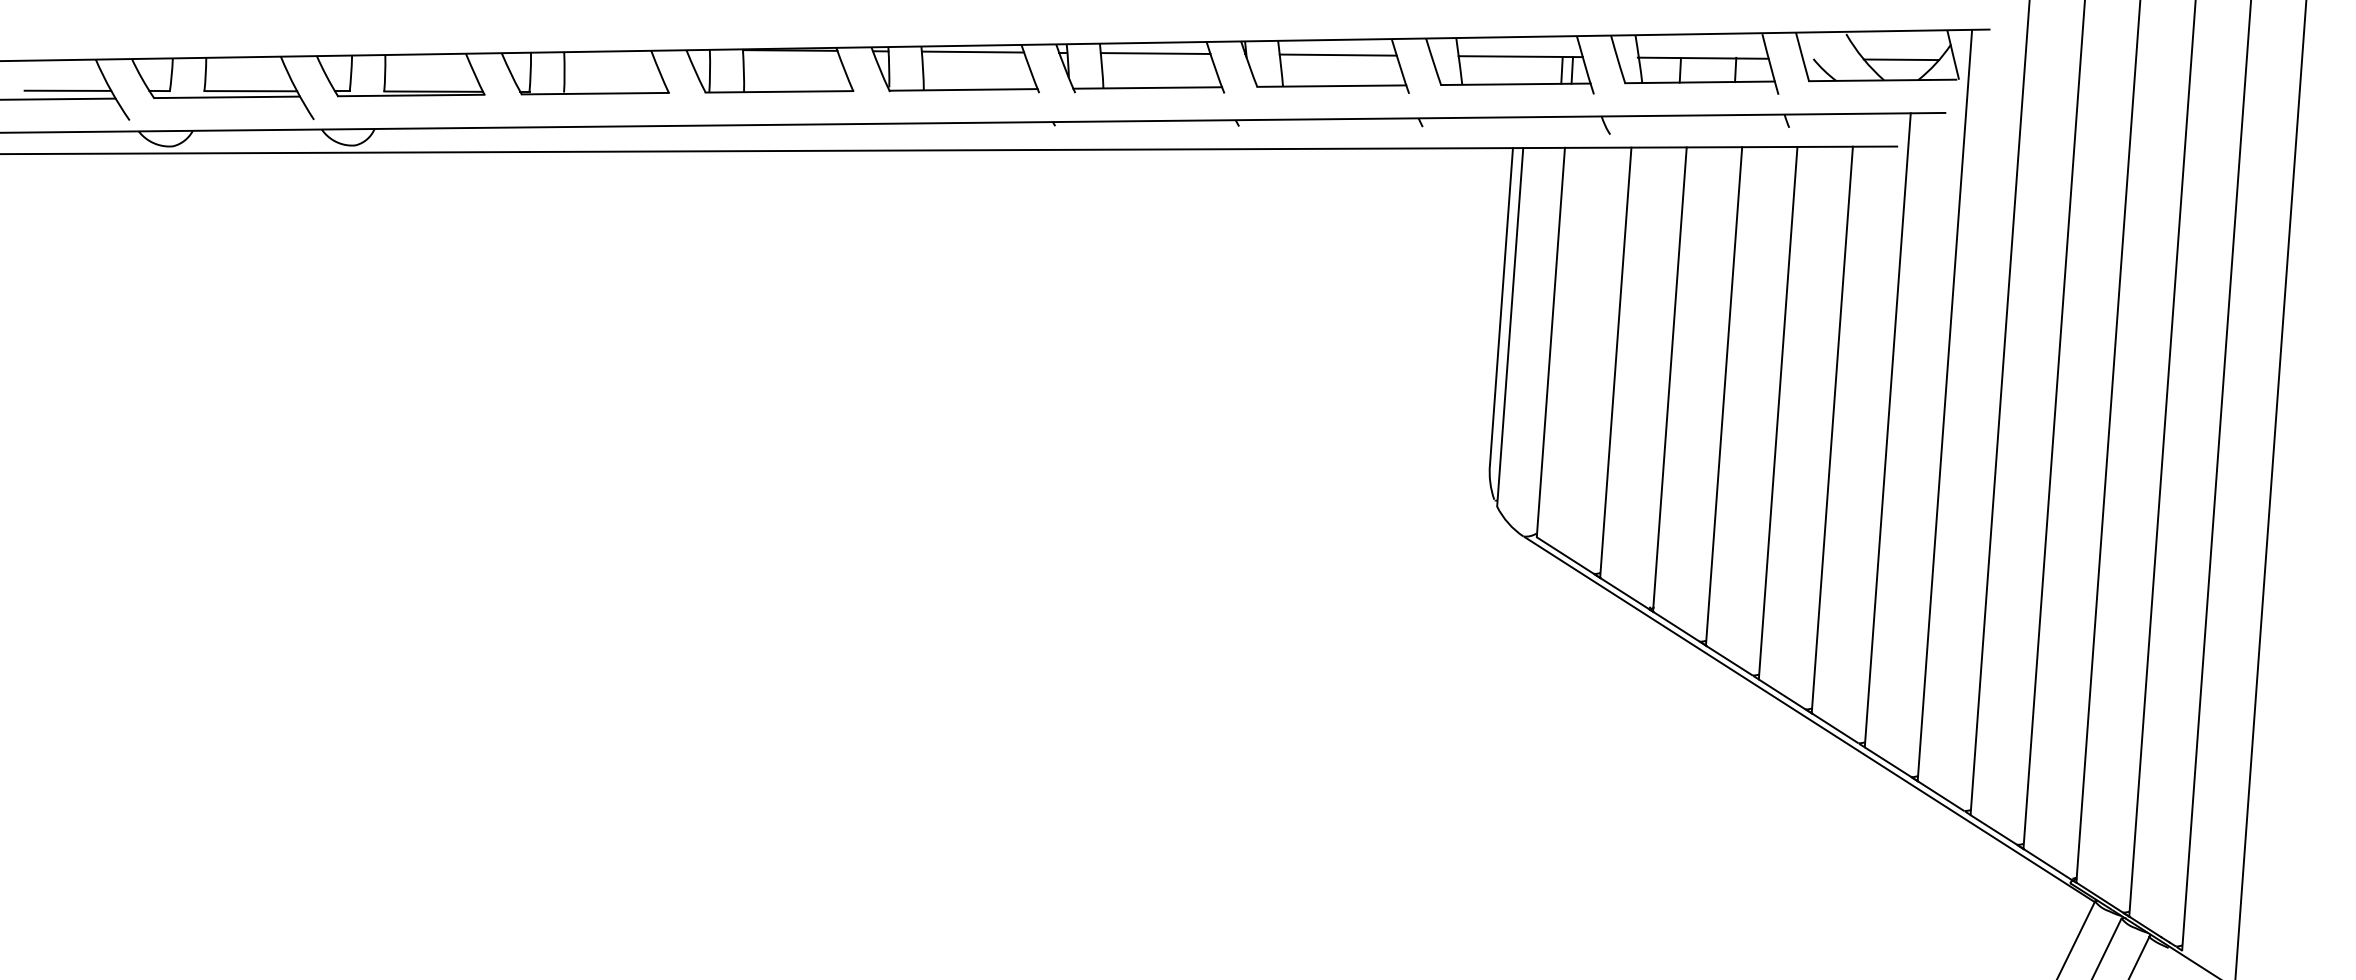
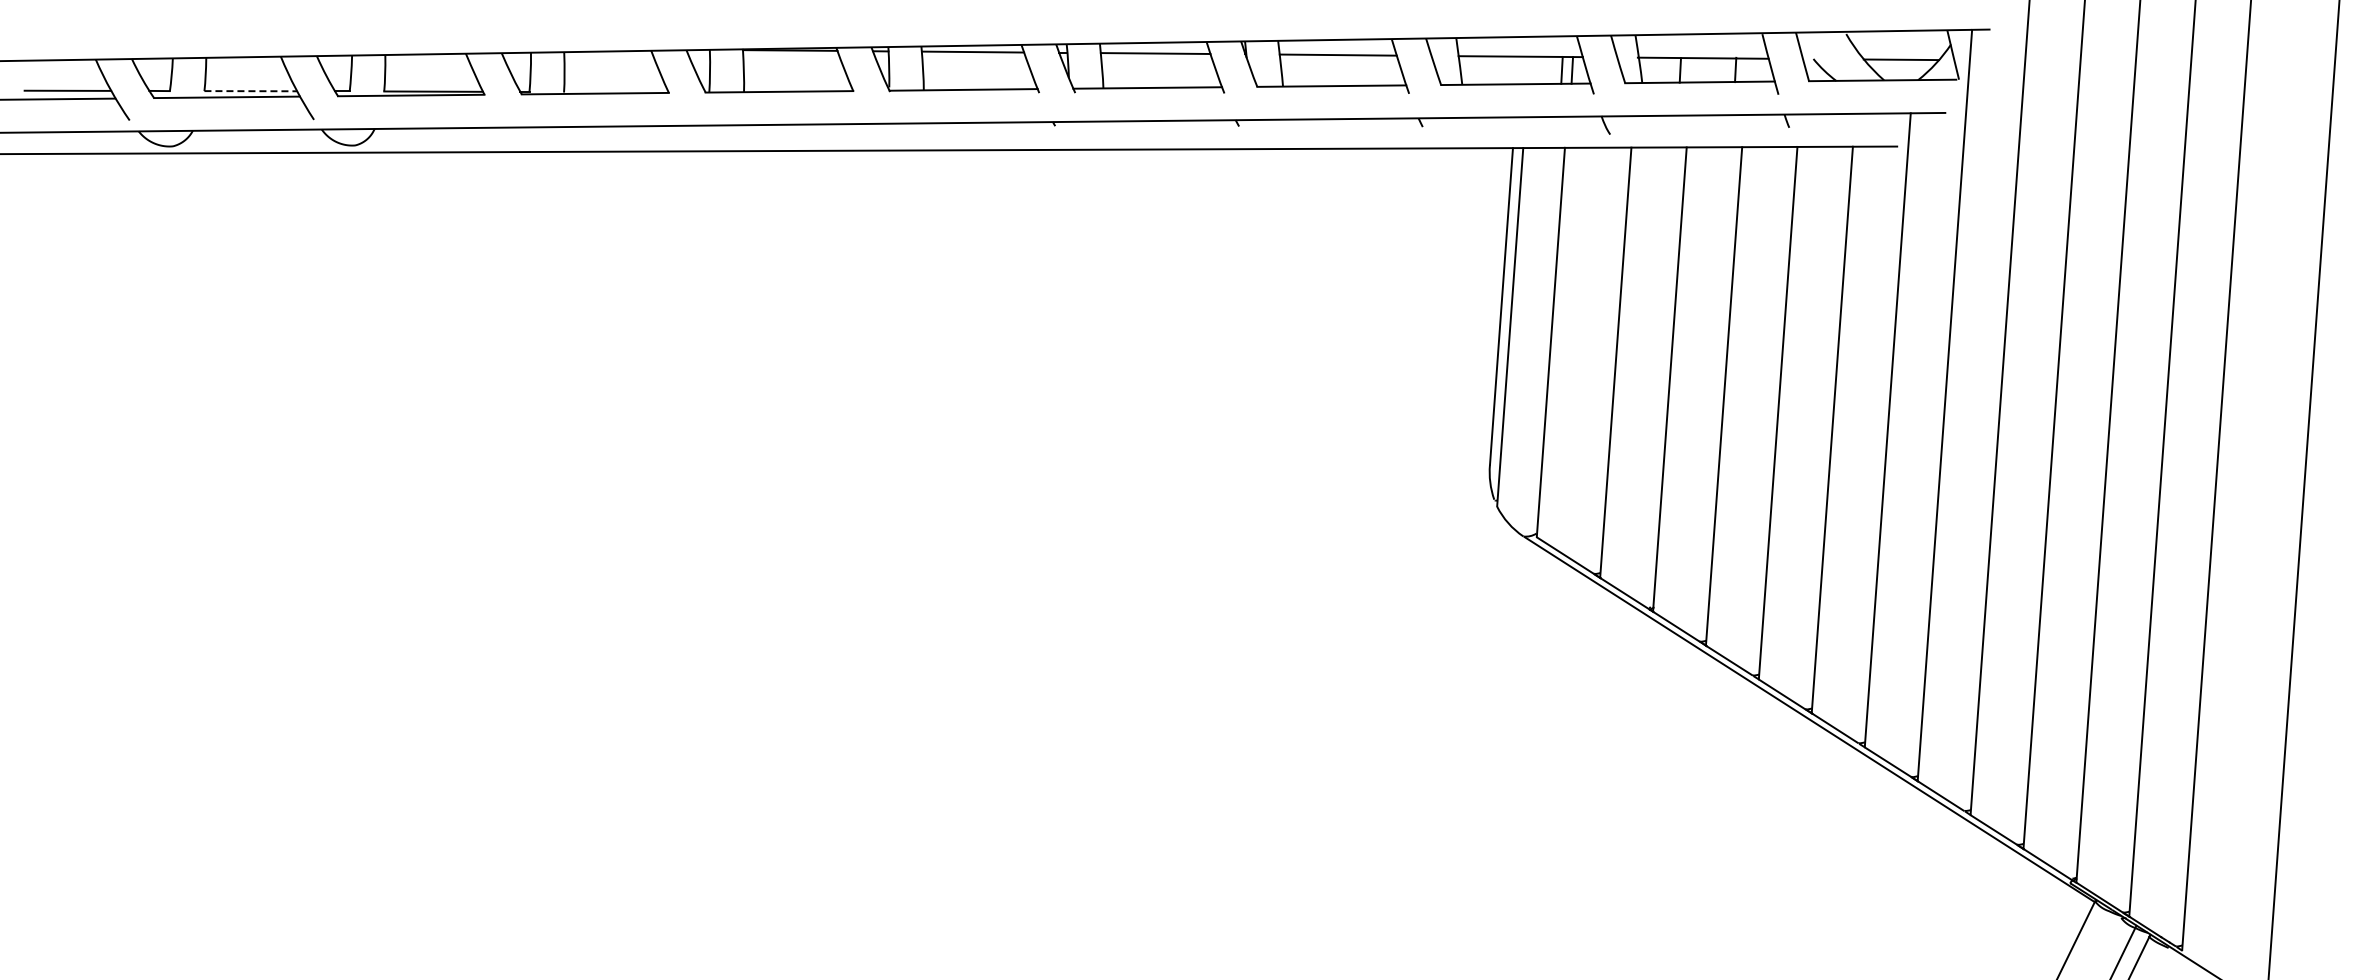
line: solid -> dashed (251, 91)
line position: (2270, 489) -> (2303, 489) (2303, 489)
line position: (2107, 947) -> (2123, 950) (2123, 950)
